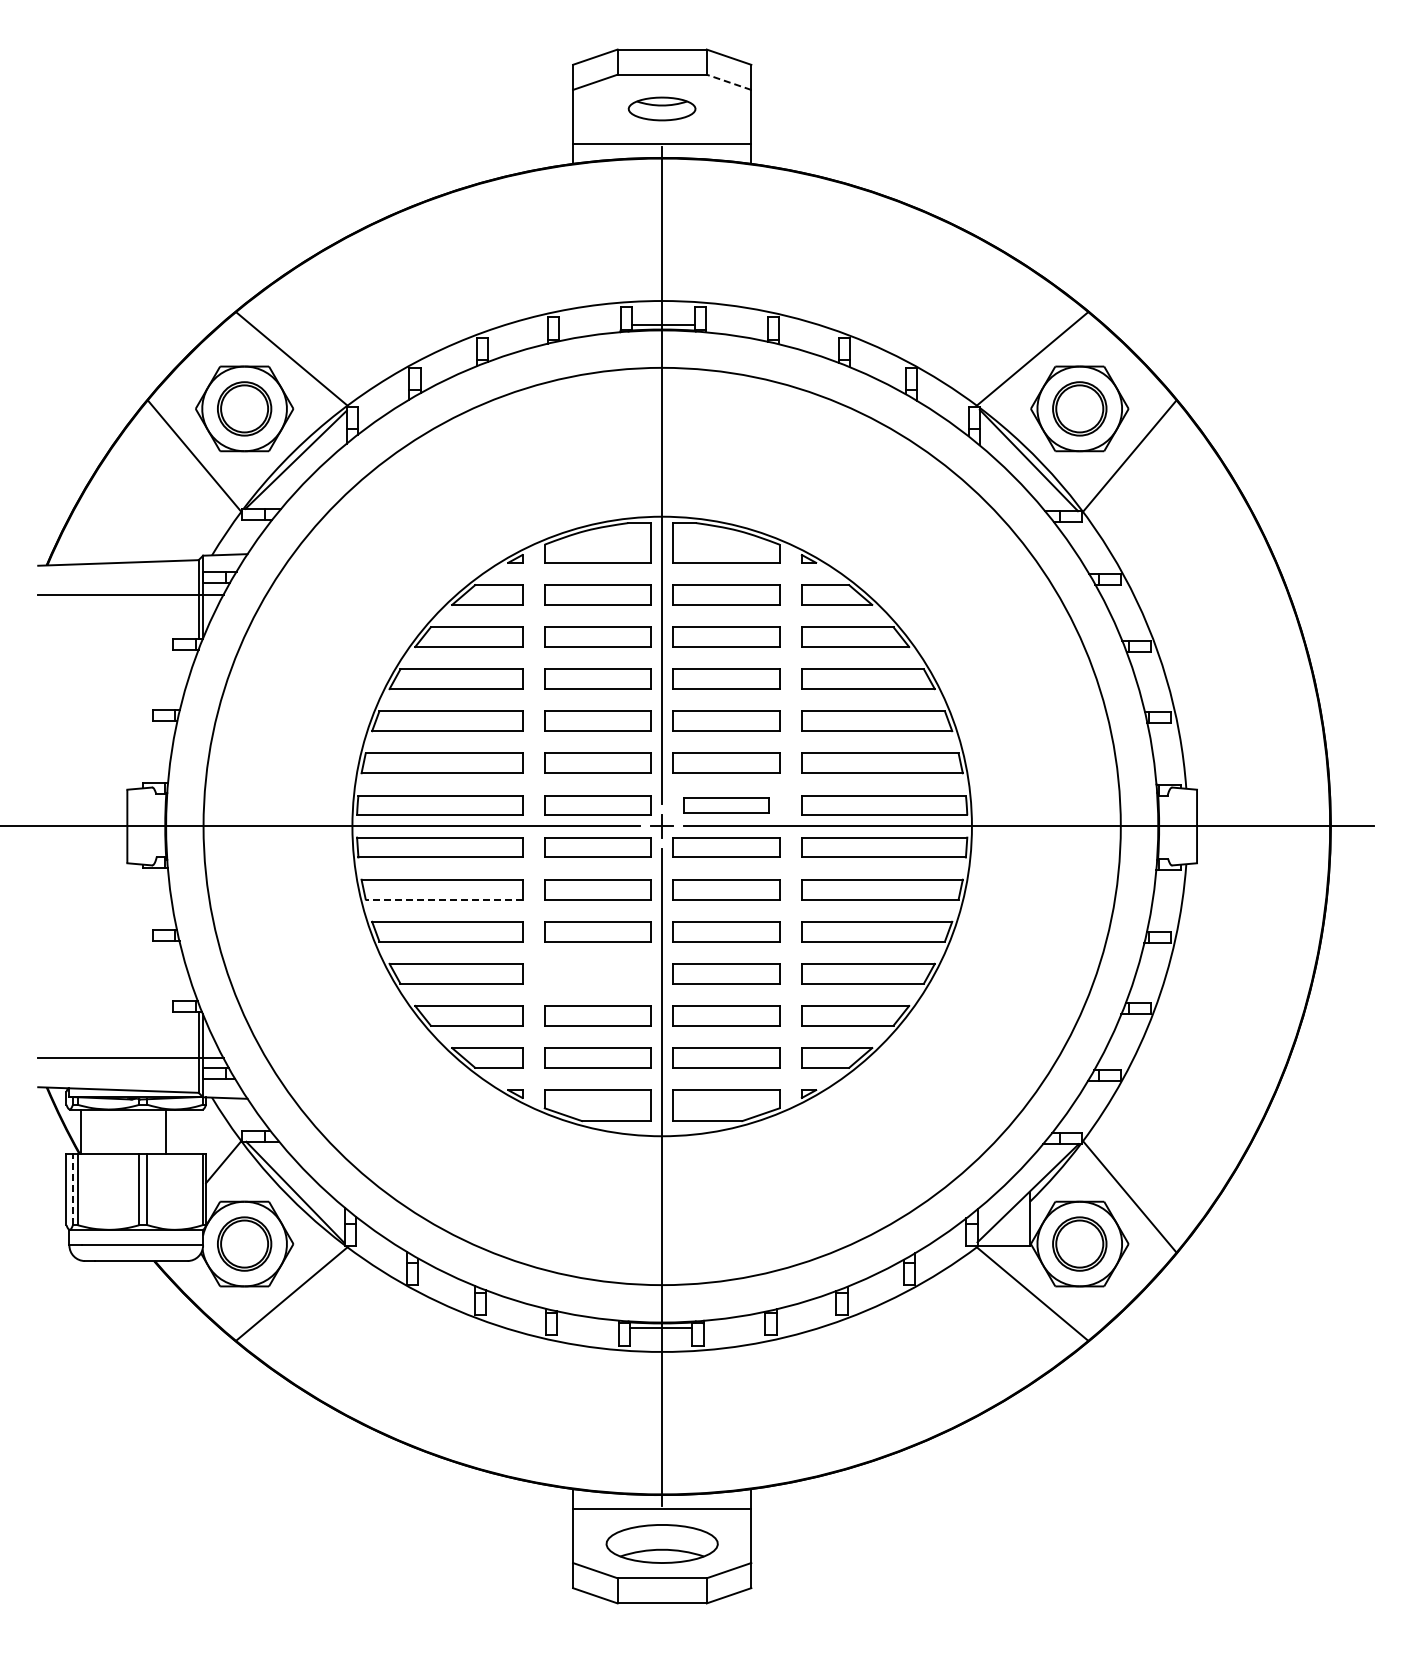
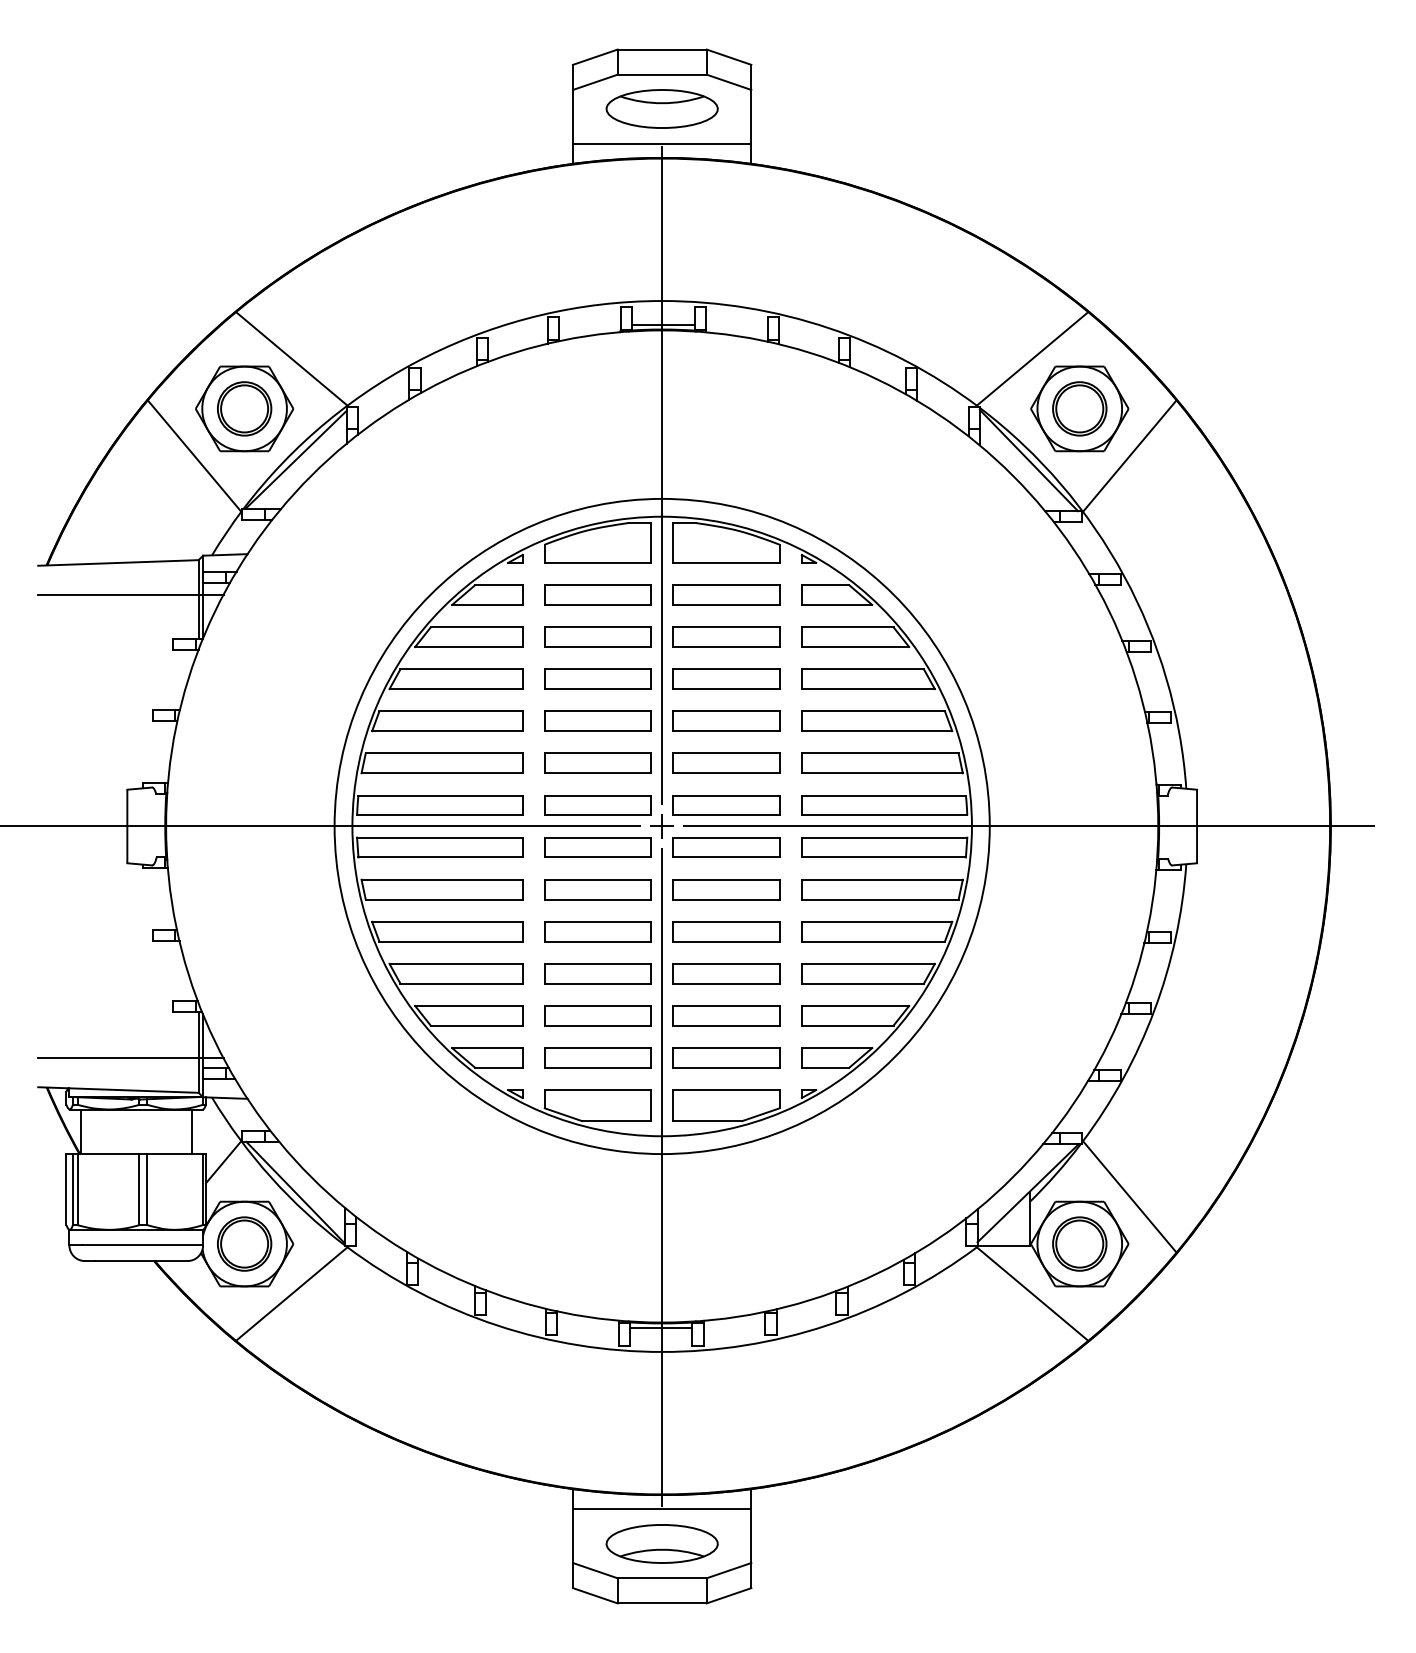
line: dashed -> solid (729, 82)
part size: 70x26 px -> 114x40 px (661, 108)
part size: 87x17 px -> 109x21 px (726, 805)
circle diameter: 917 px -> 655 px (661, 826)
line: dashed -> solid (443, 899)
part: none -> present (597, 973)
line position: (165, 1131) -> (191, 1131) (191, 1131)
line: dashed -> solid (72, 1189)
